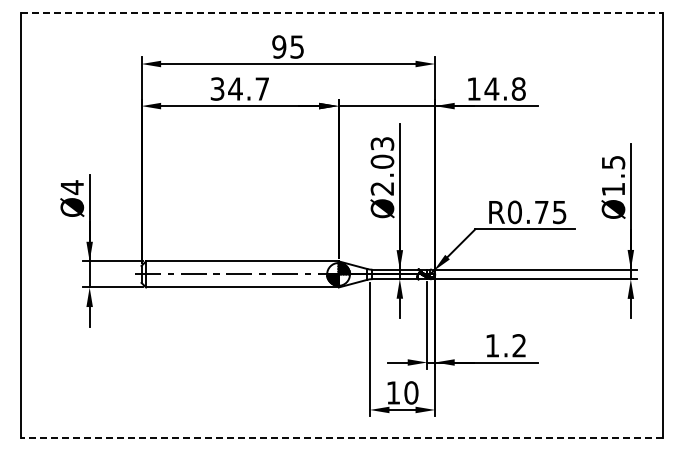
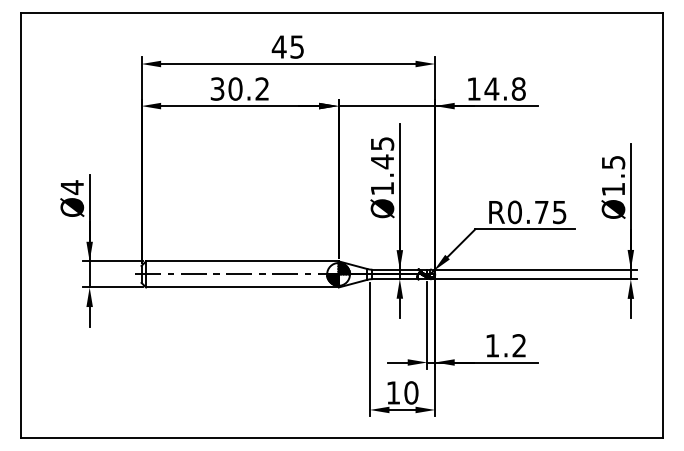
line: dashed -> solid (342, 13)
text: 95 -> 45 (278, 46)
text: 34.7 -> 30.2 (248, 88)
text: Ø2.03 -> Ø1.45 (382, 166)
line: dashed -> solid (341, 437)
